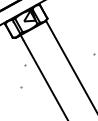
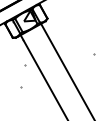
line position: (70, 64) -> (67, 70) (67, 70)
